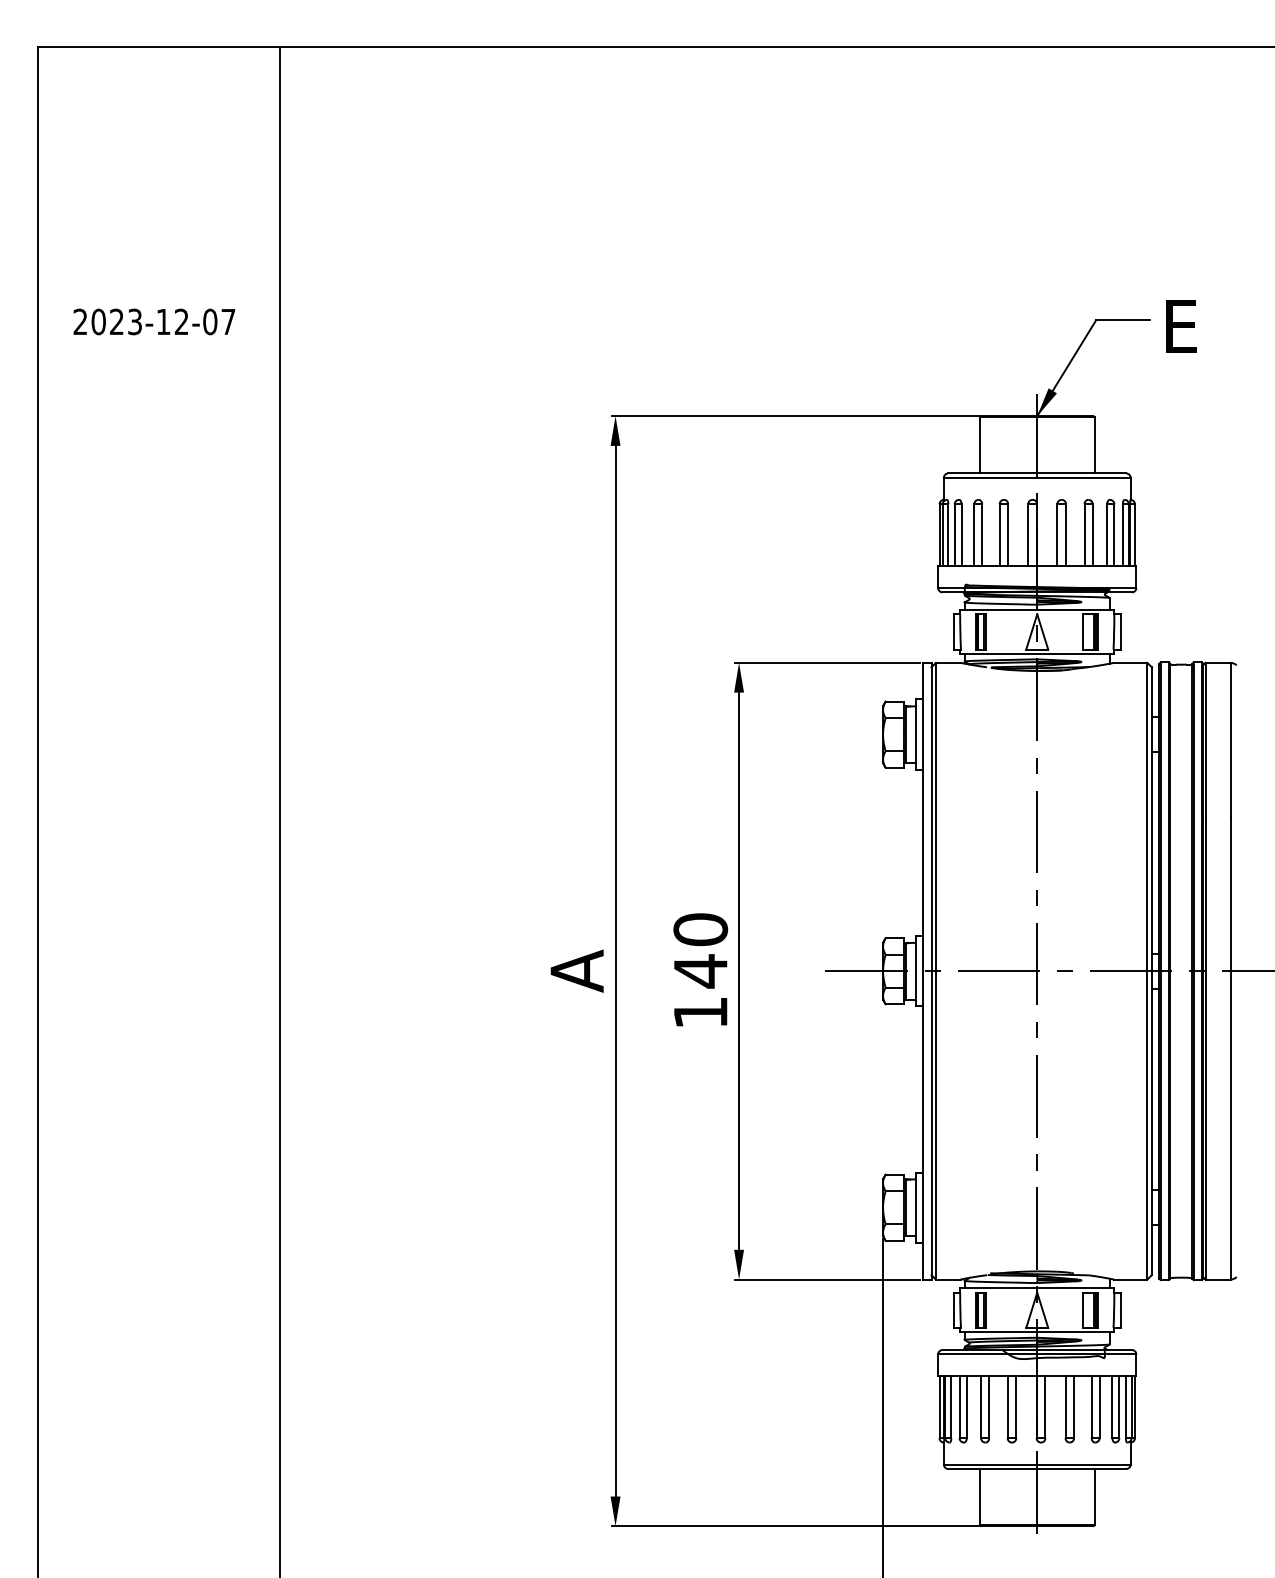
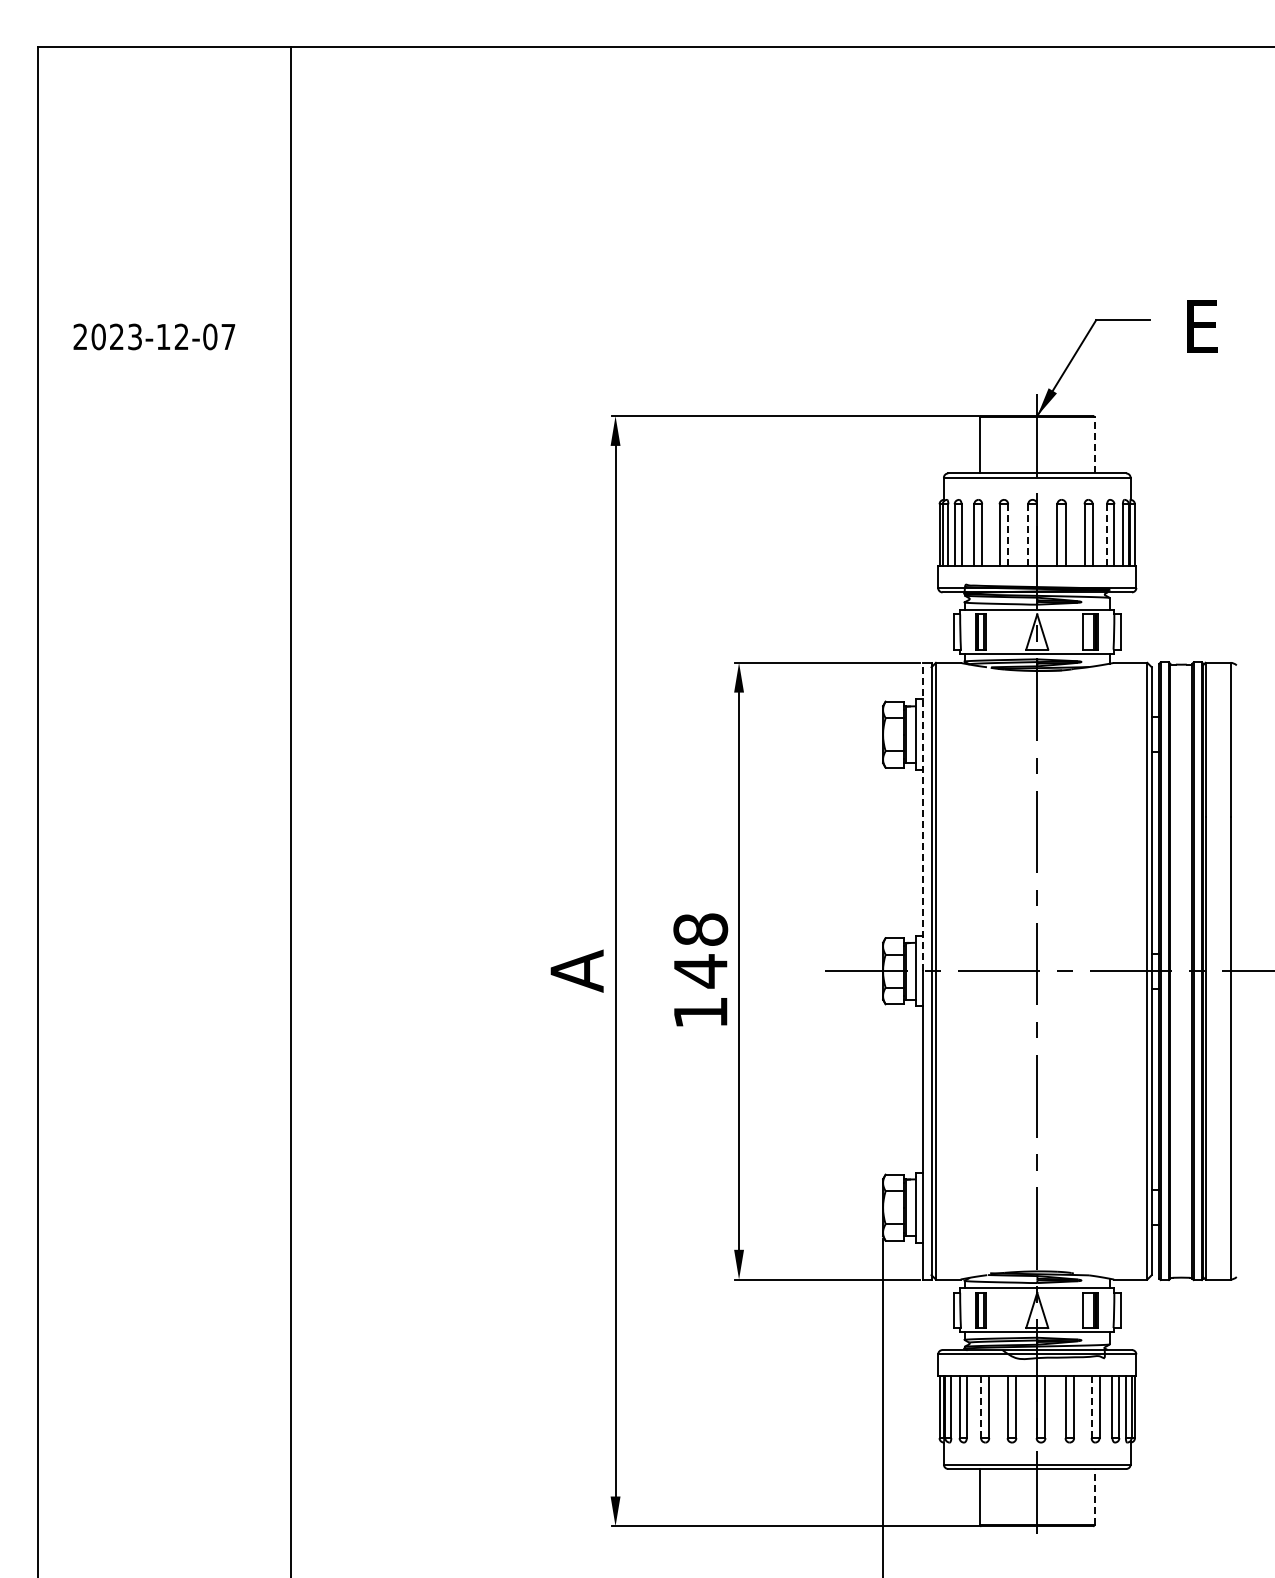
text position: (154, 321) -> (154, 336) (154, 336)
text position: (1181, 326) -> (1202, 326) (1202, 326)
line: solid -> dashed (1094, 445)
line: solid -> dashed (1008, 535)
line: solid -> dashed (1028, 535)
line: solid -> dashed (1107, 535)
line position: (279, 810) -> (290, 810) (290, 810)
line: solid -> dashed (922, 816)
text: 140 -> 148 (700, 929)
line: solid -> dashed (981, 1407)
line: solid -> dashed (1091, 1407)
line: solid -> dashed (1094, 1496)
